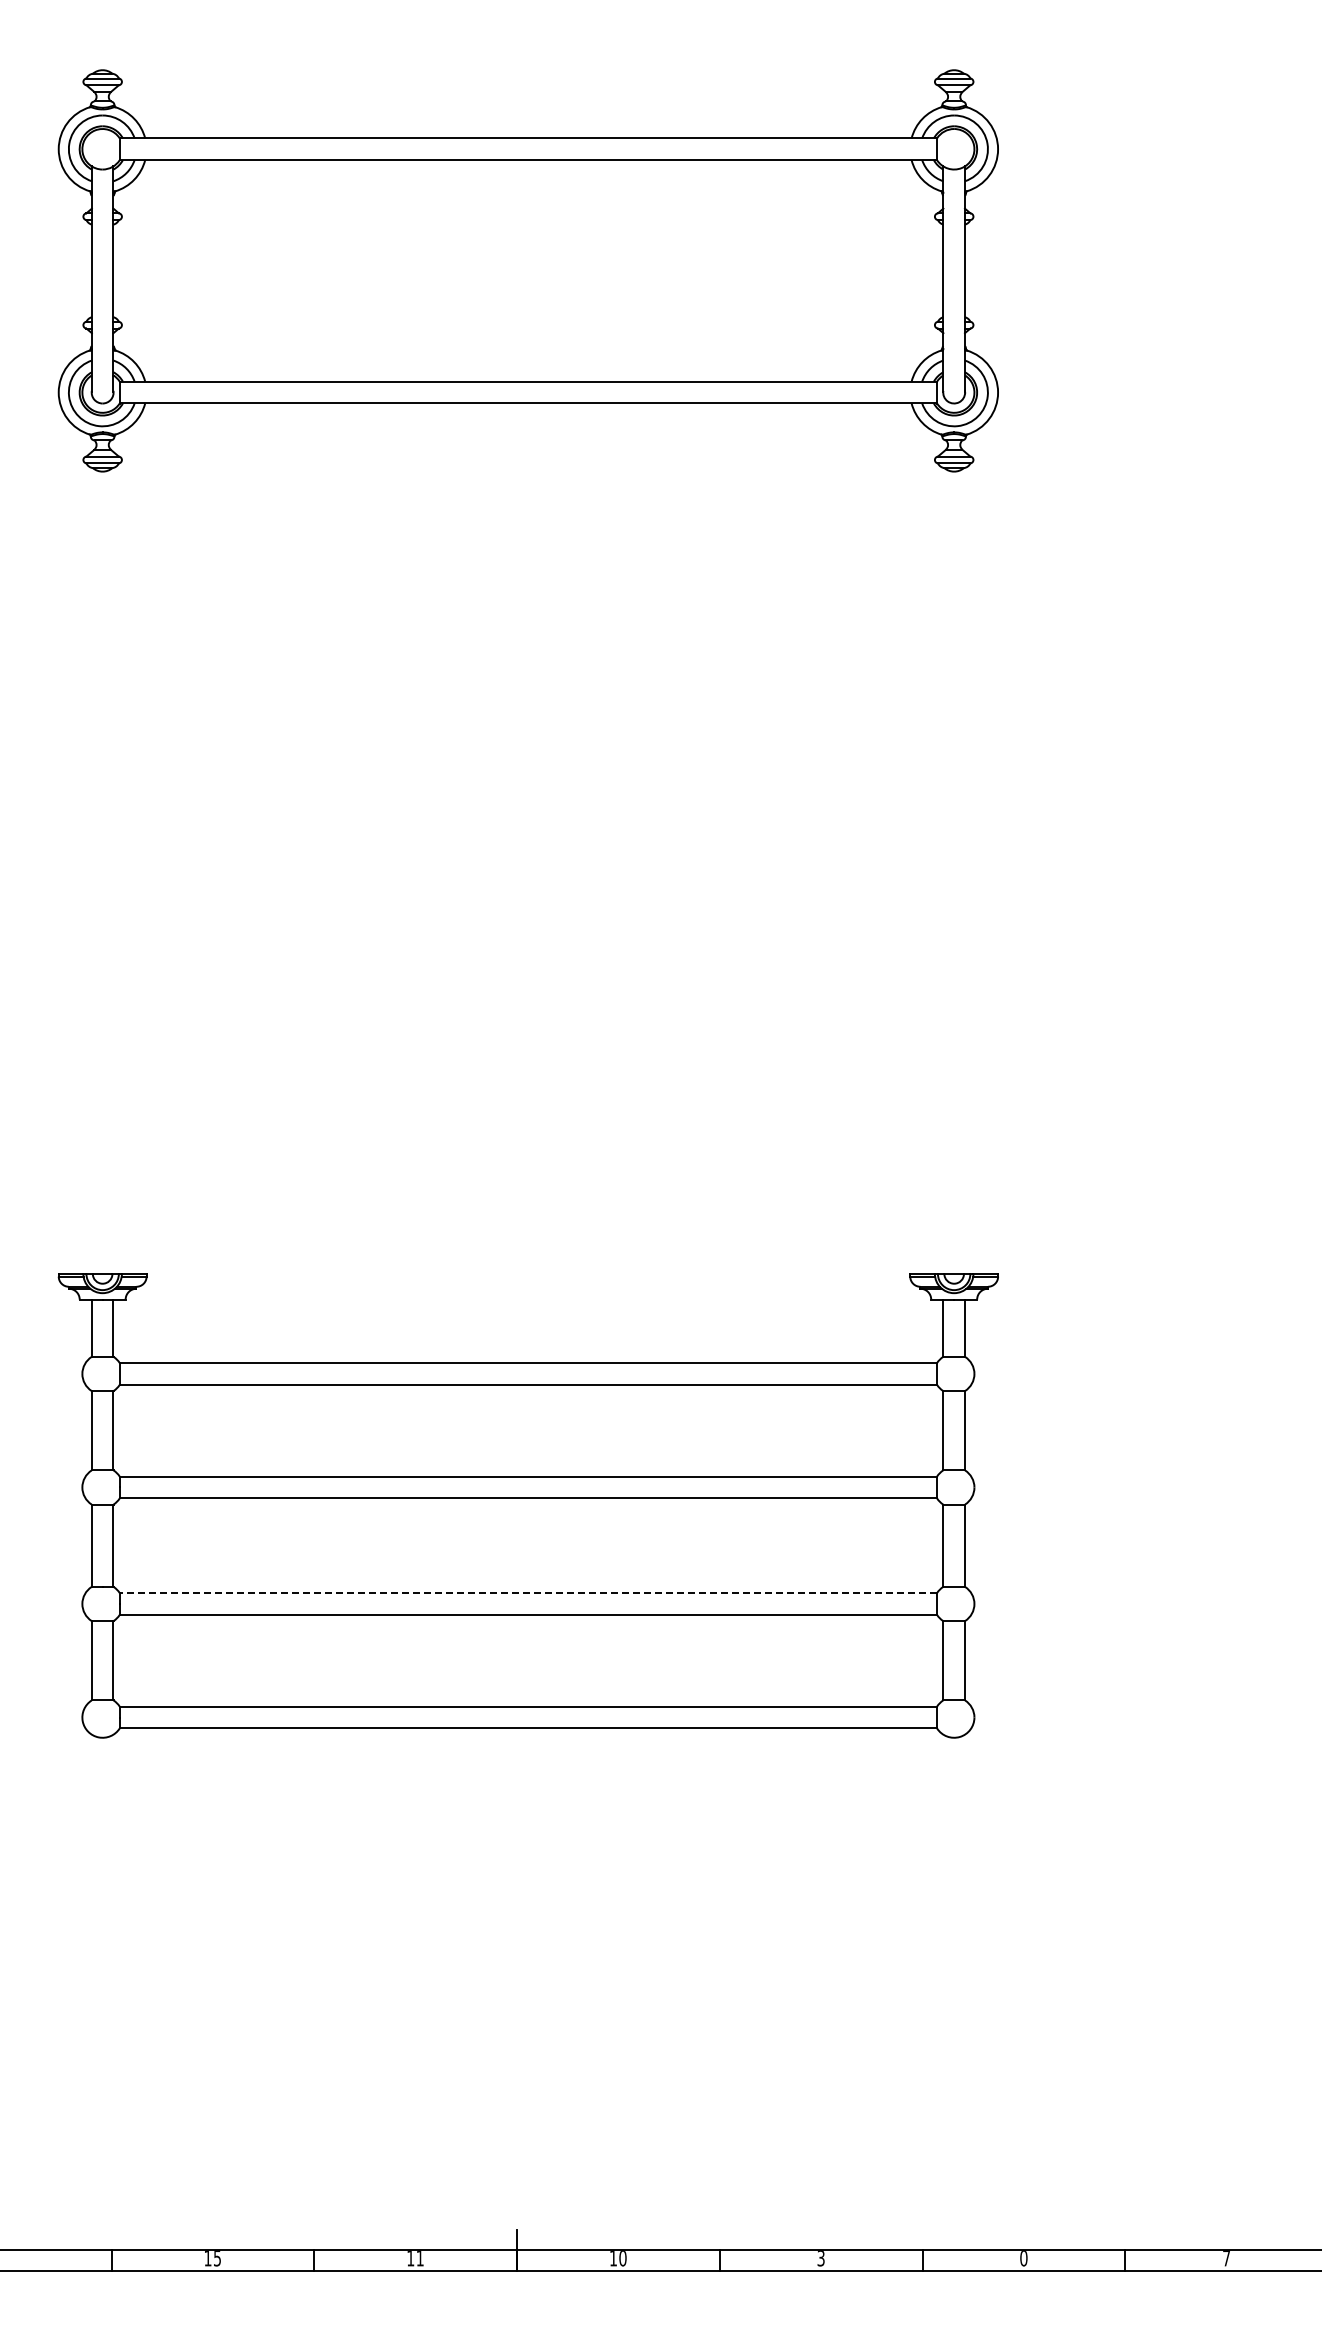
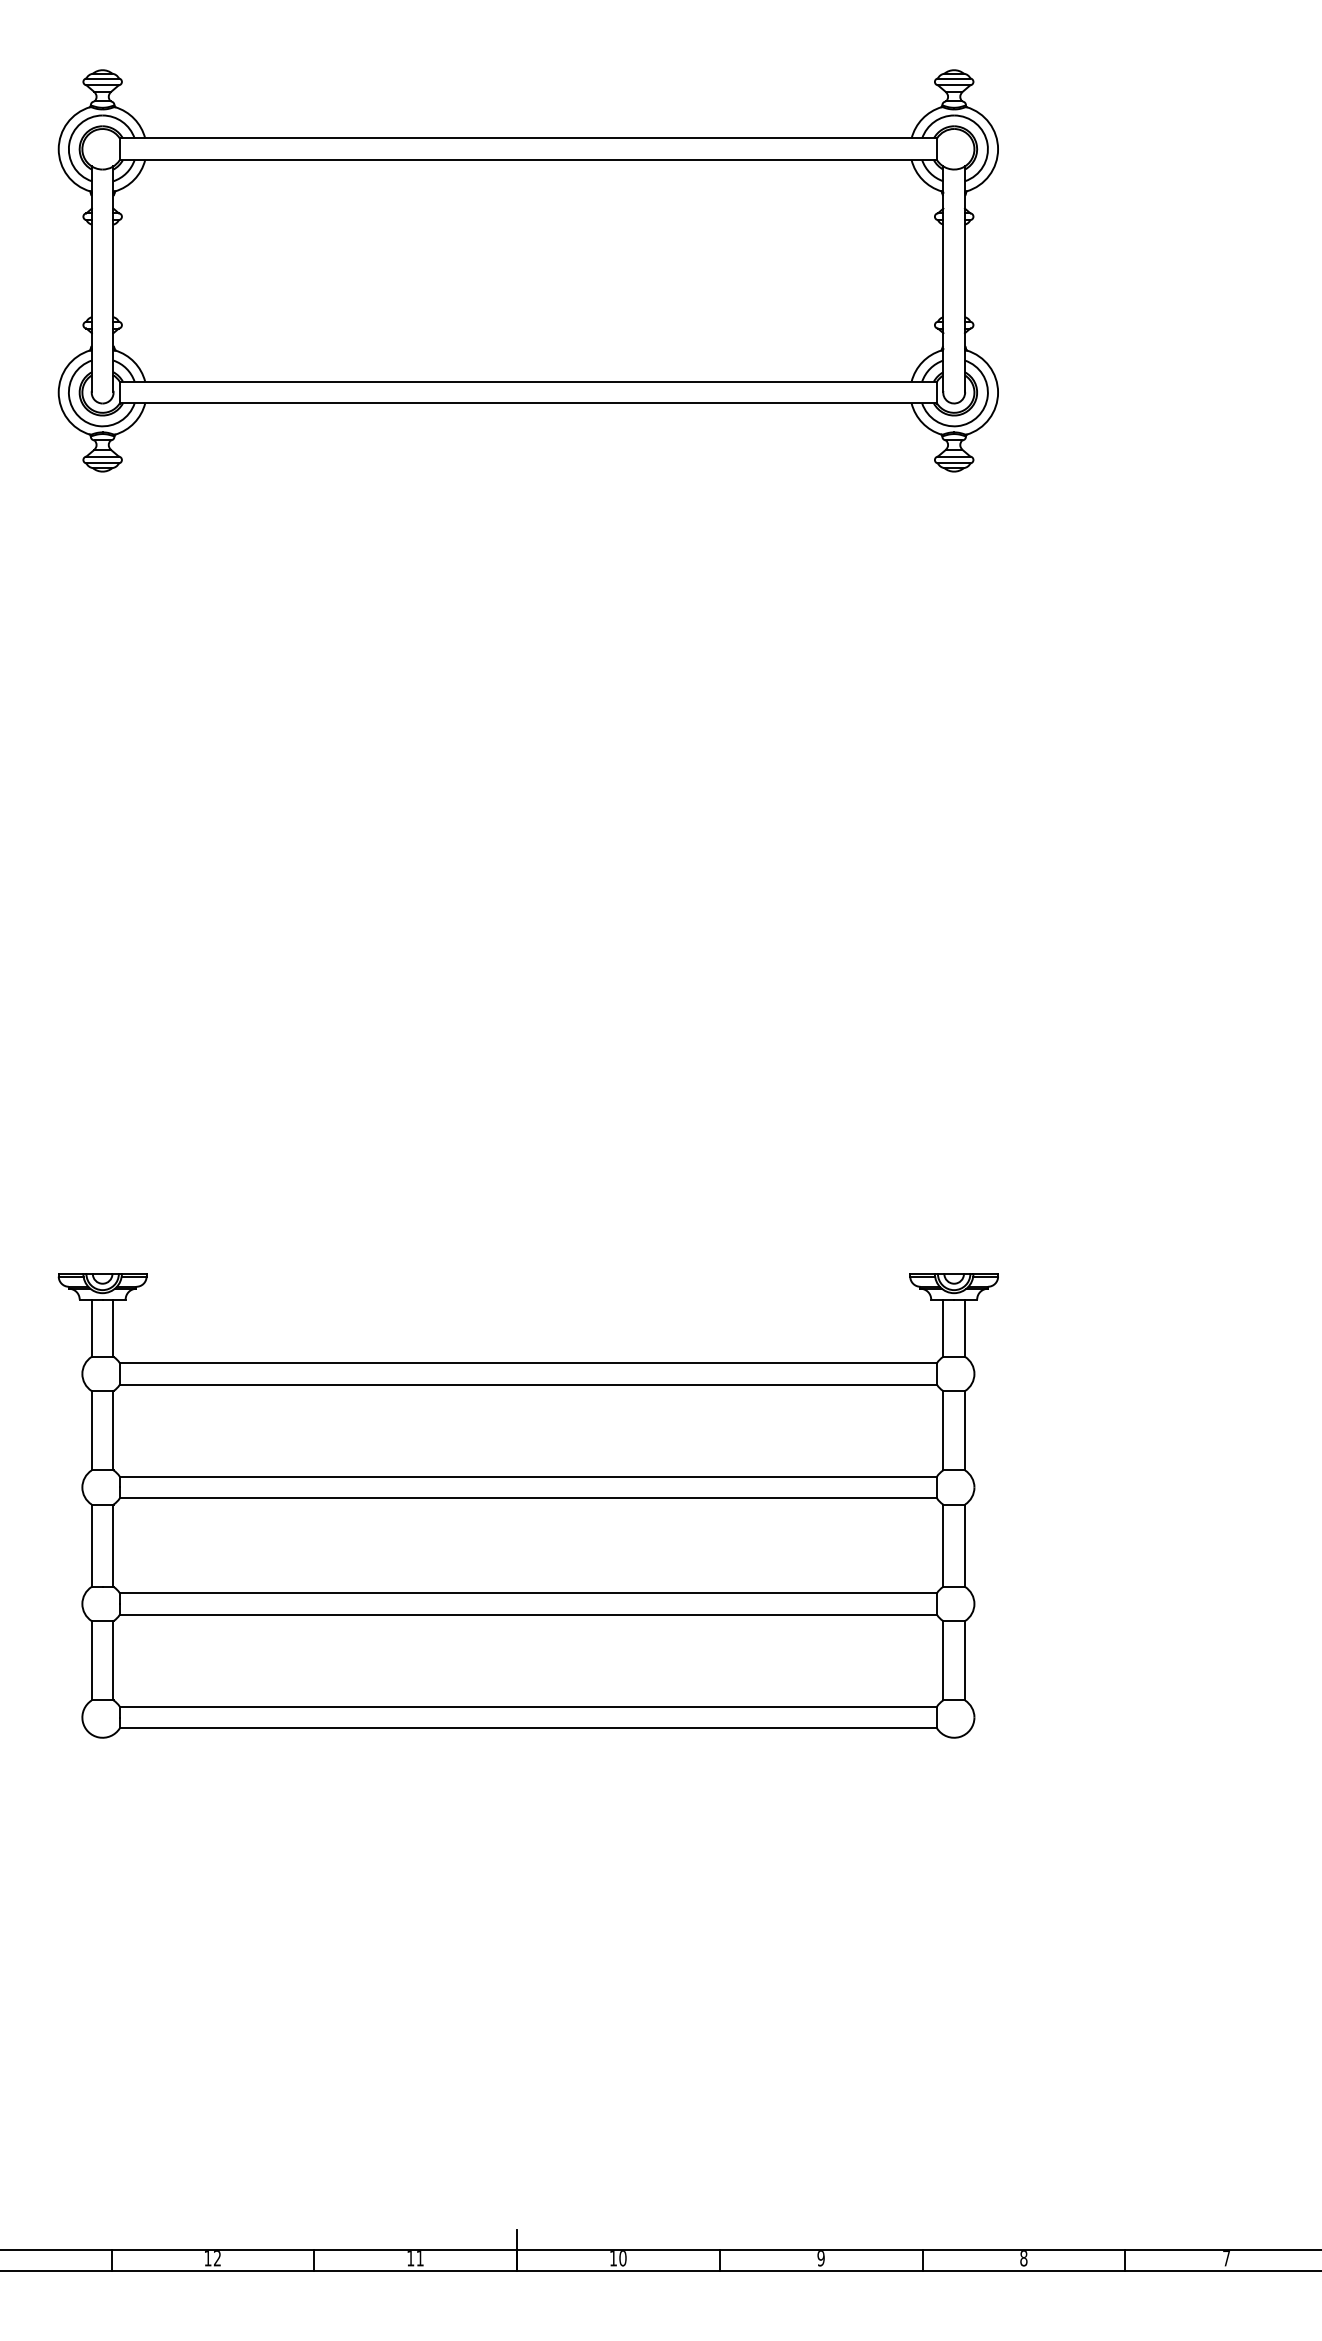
line: dashed -> solid (528, 1593)
text: 15 -> 12 (217, 2258)
text: 3 -> 9 (820, 2258)
text: 0 -> 8 (1023, 2258)
